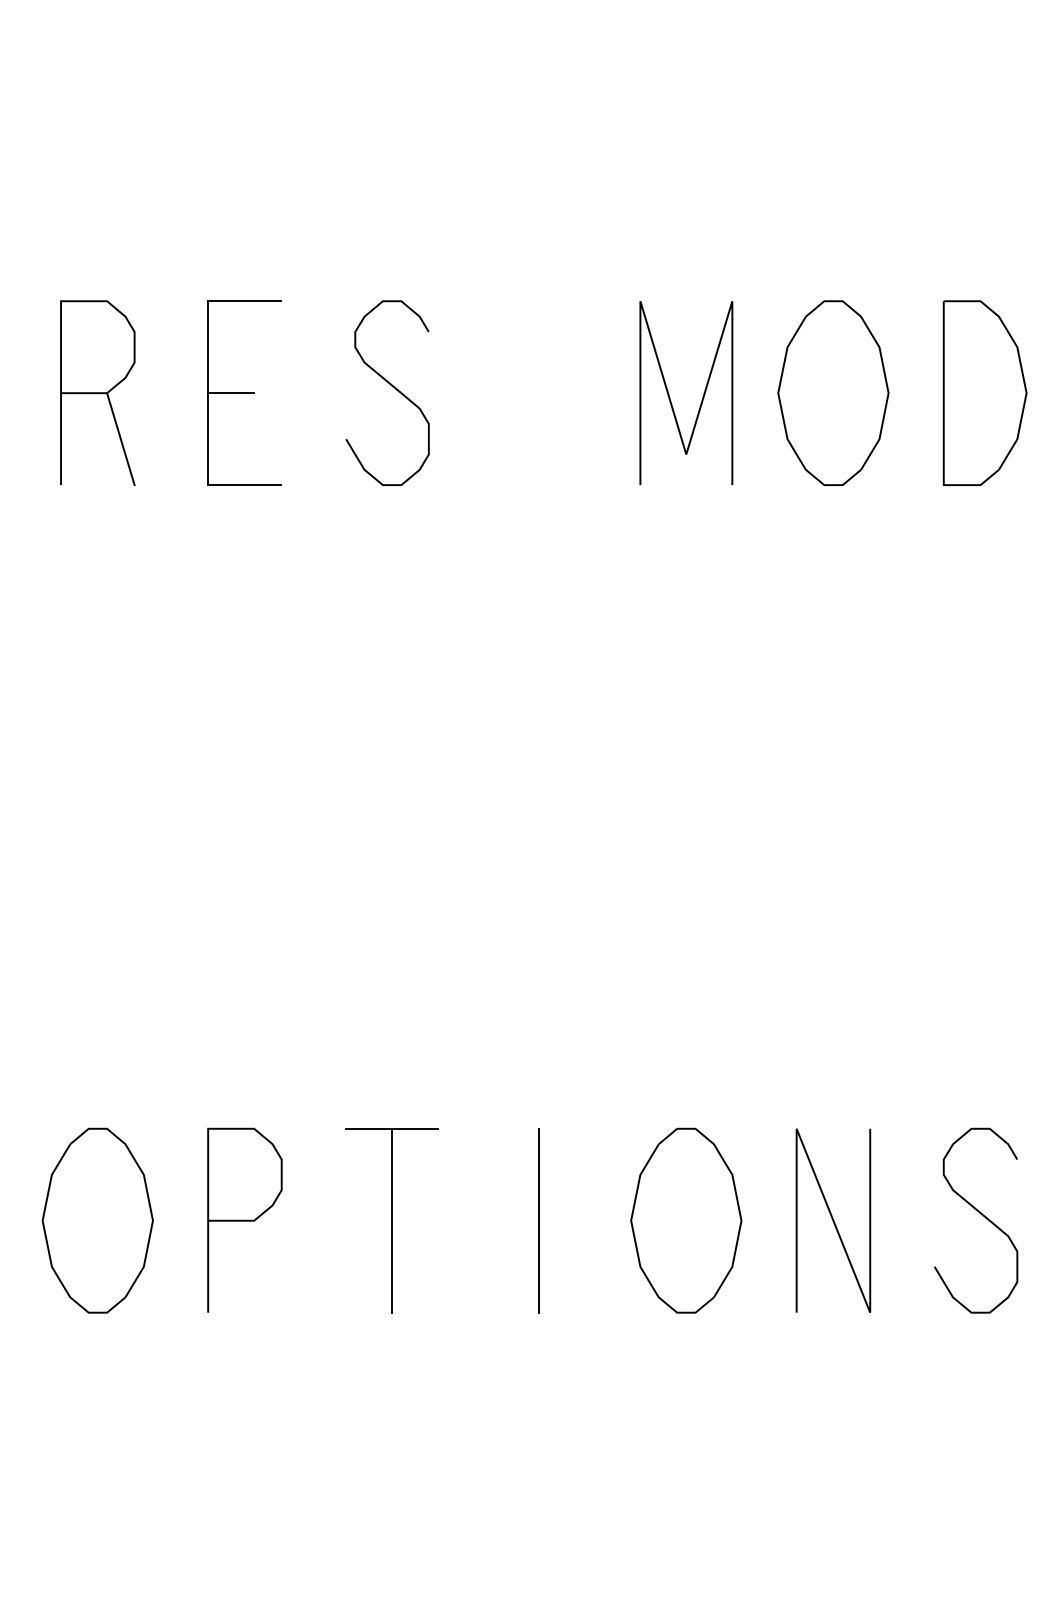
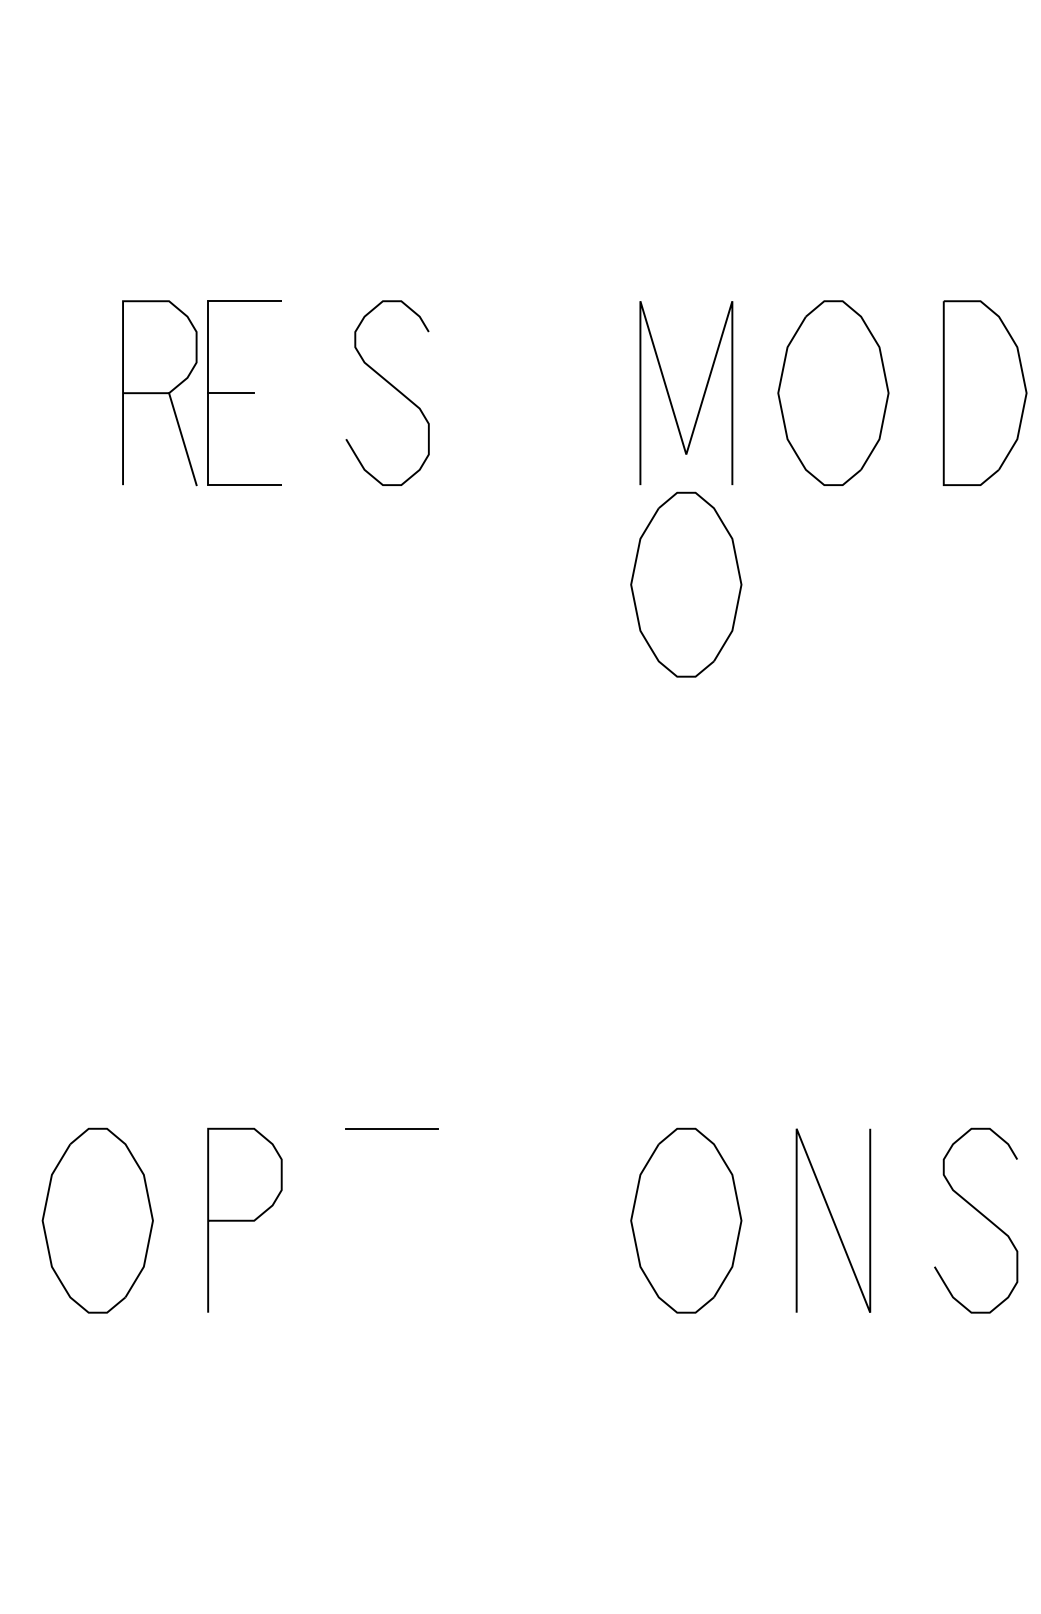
part position: (97, 393) -> (159, 393) (159, 393)
part: none -> present (686, 584)
line: present -> none (392, 1220)
line: present -> none (539, 1220)
